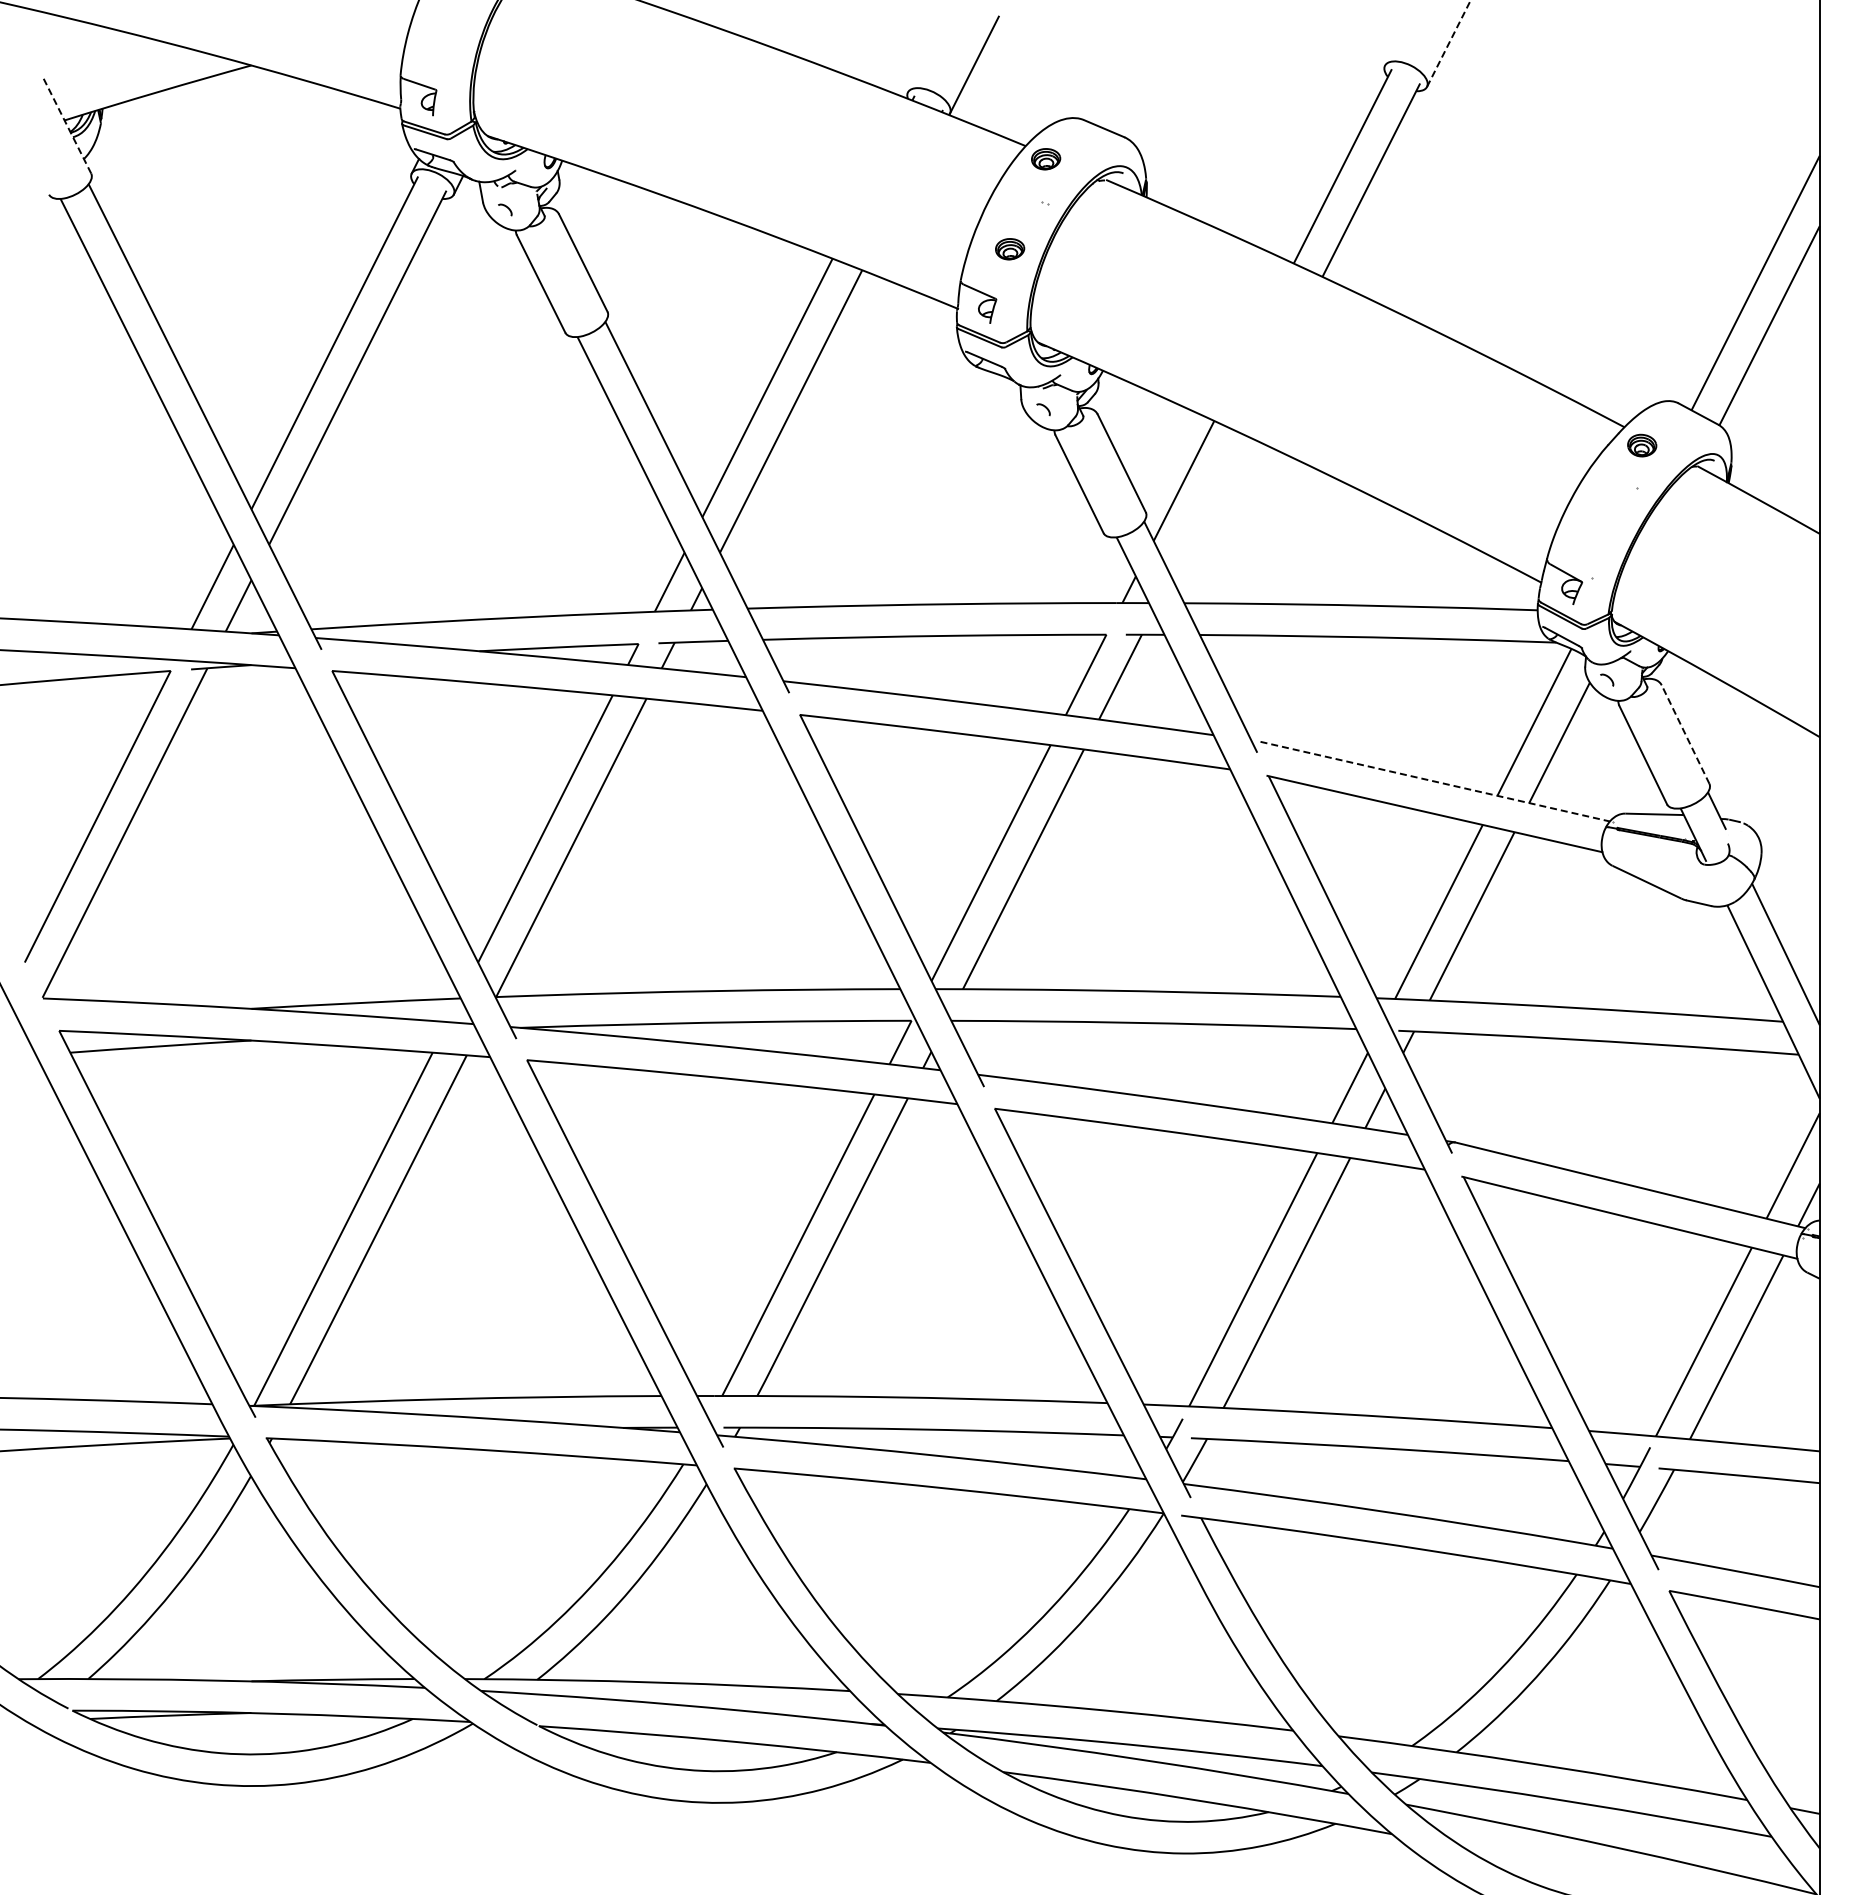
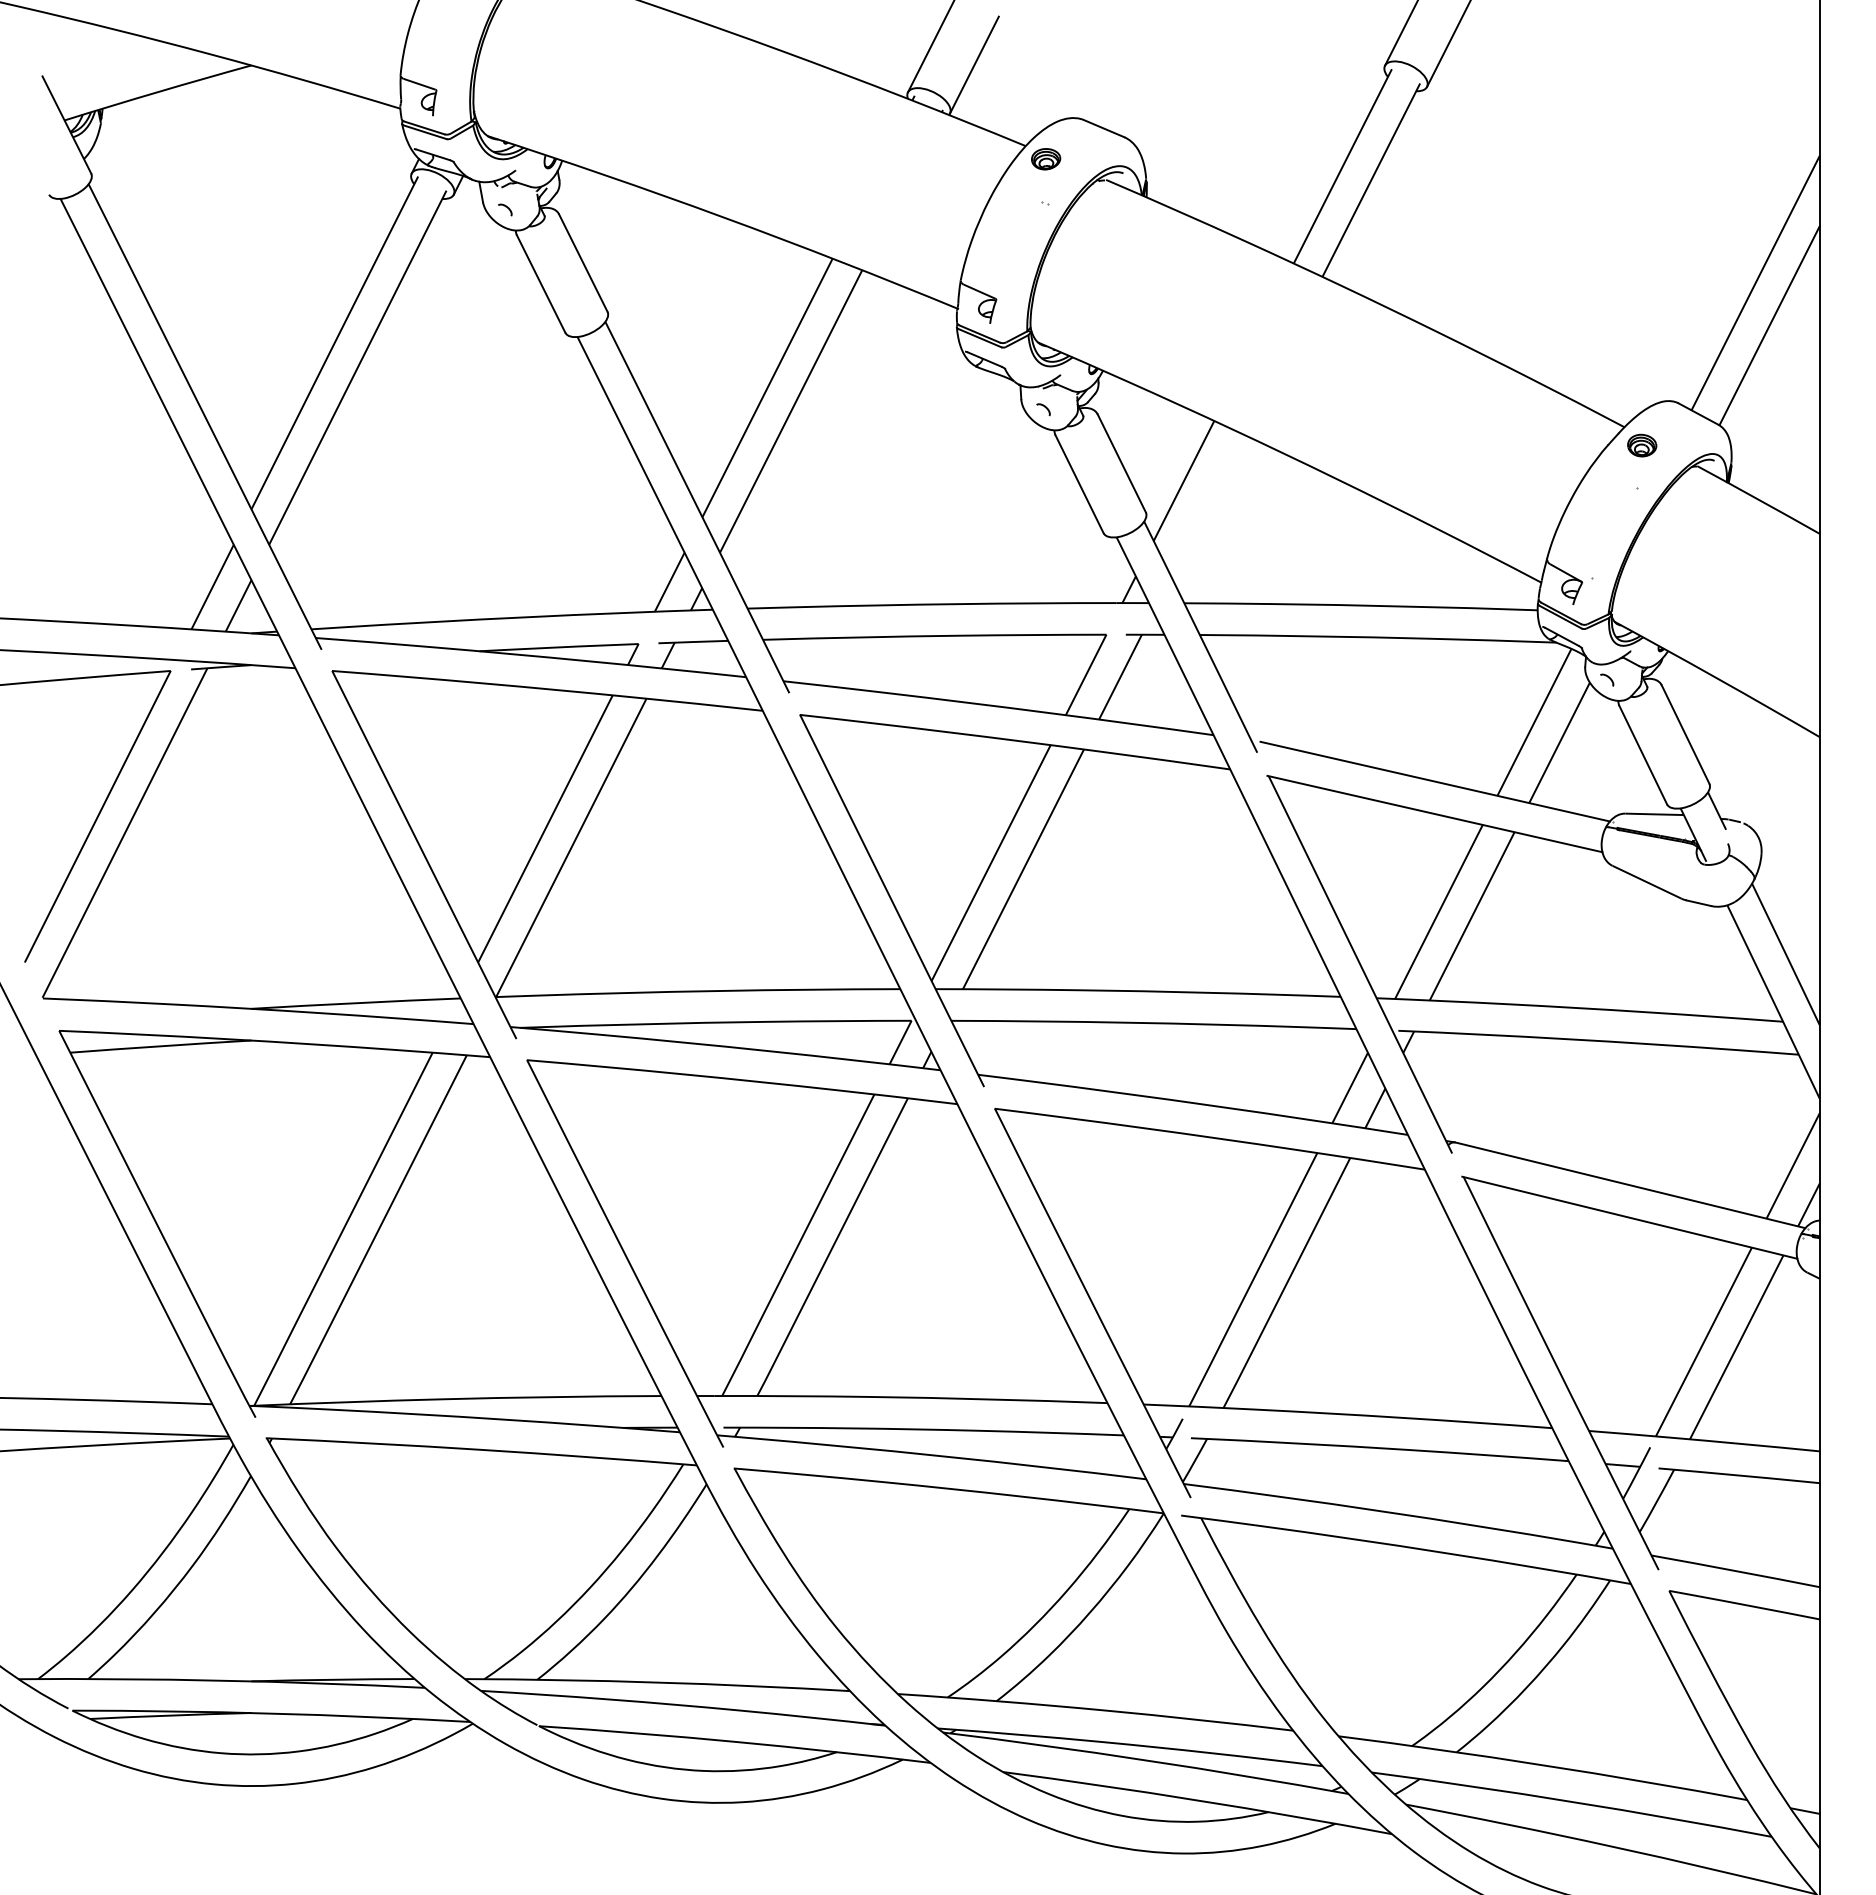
line: none -> present (1401, 33)
line: dashed -> solid (1449, 43)
line: none -> present (930, 47)
line: dashed -> solid (66, 124)
part: present -> none (1010, 249)
line: dashed -> solid (1685, 734)
line: dashed -> solid (1435, 781)
